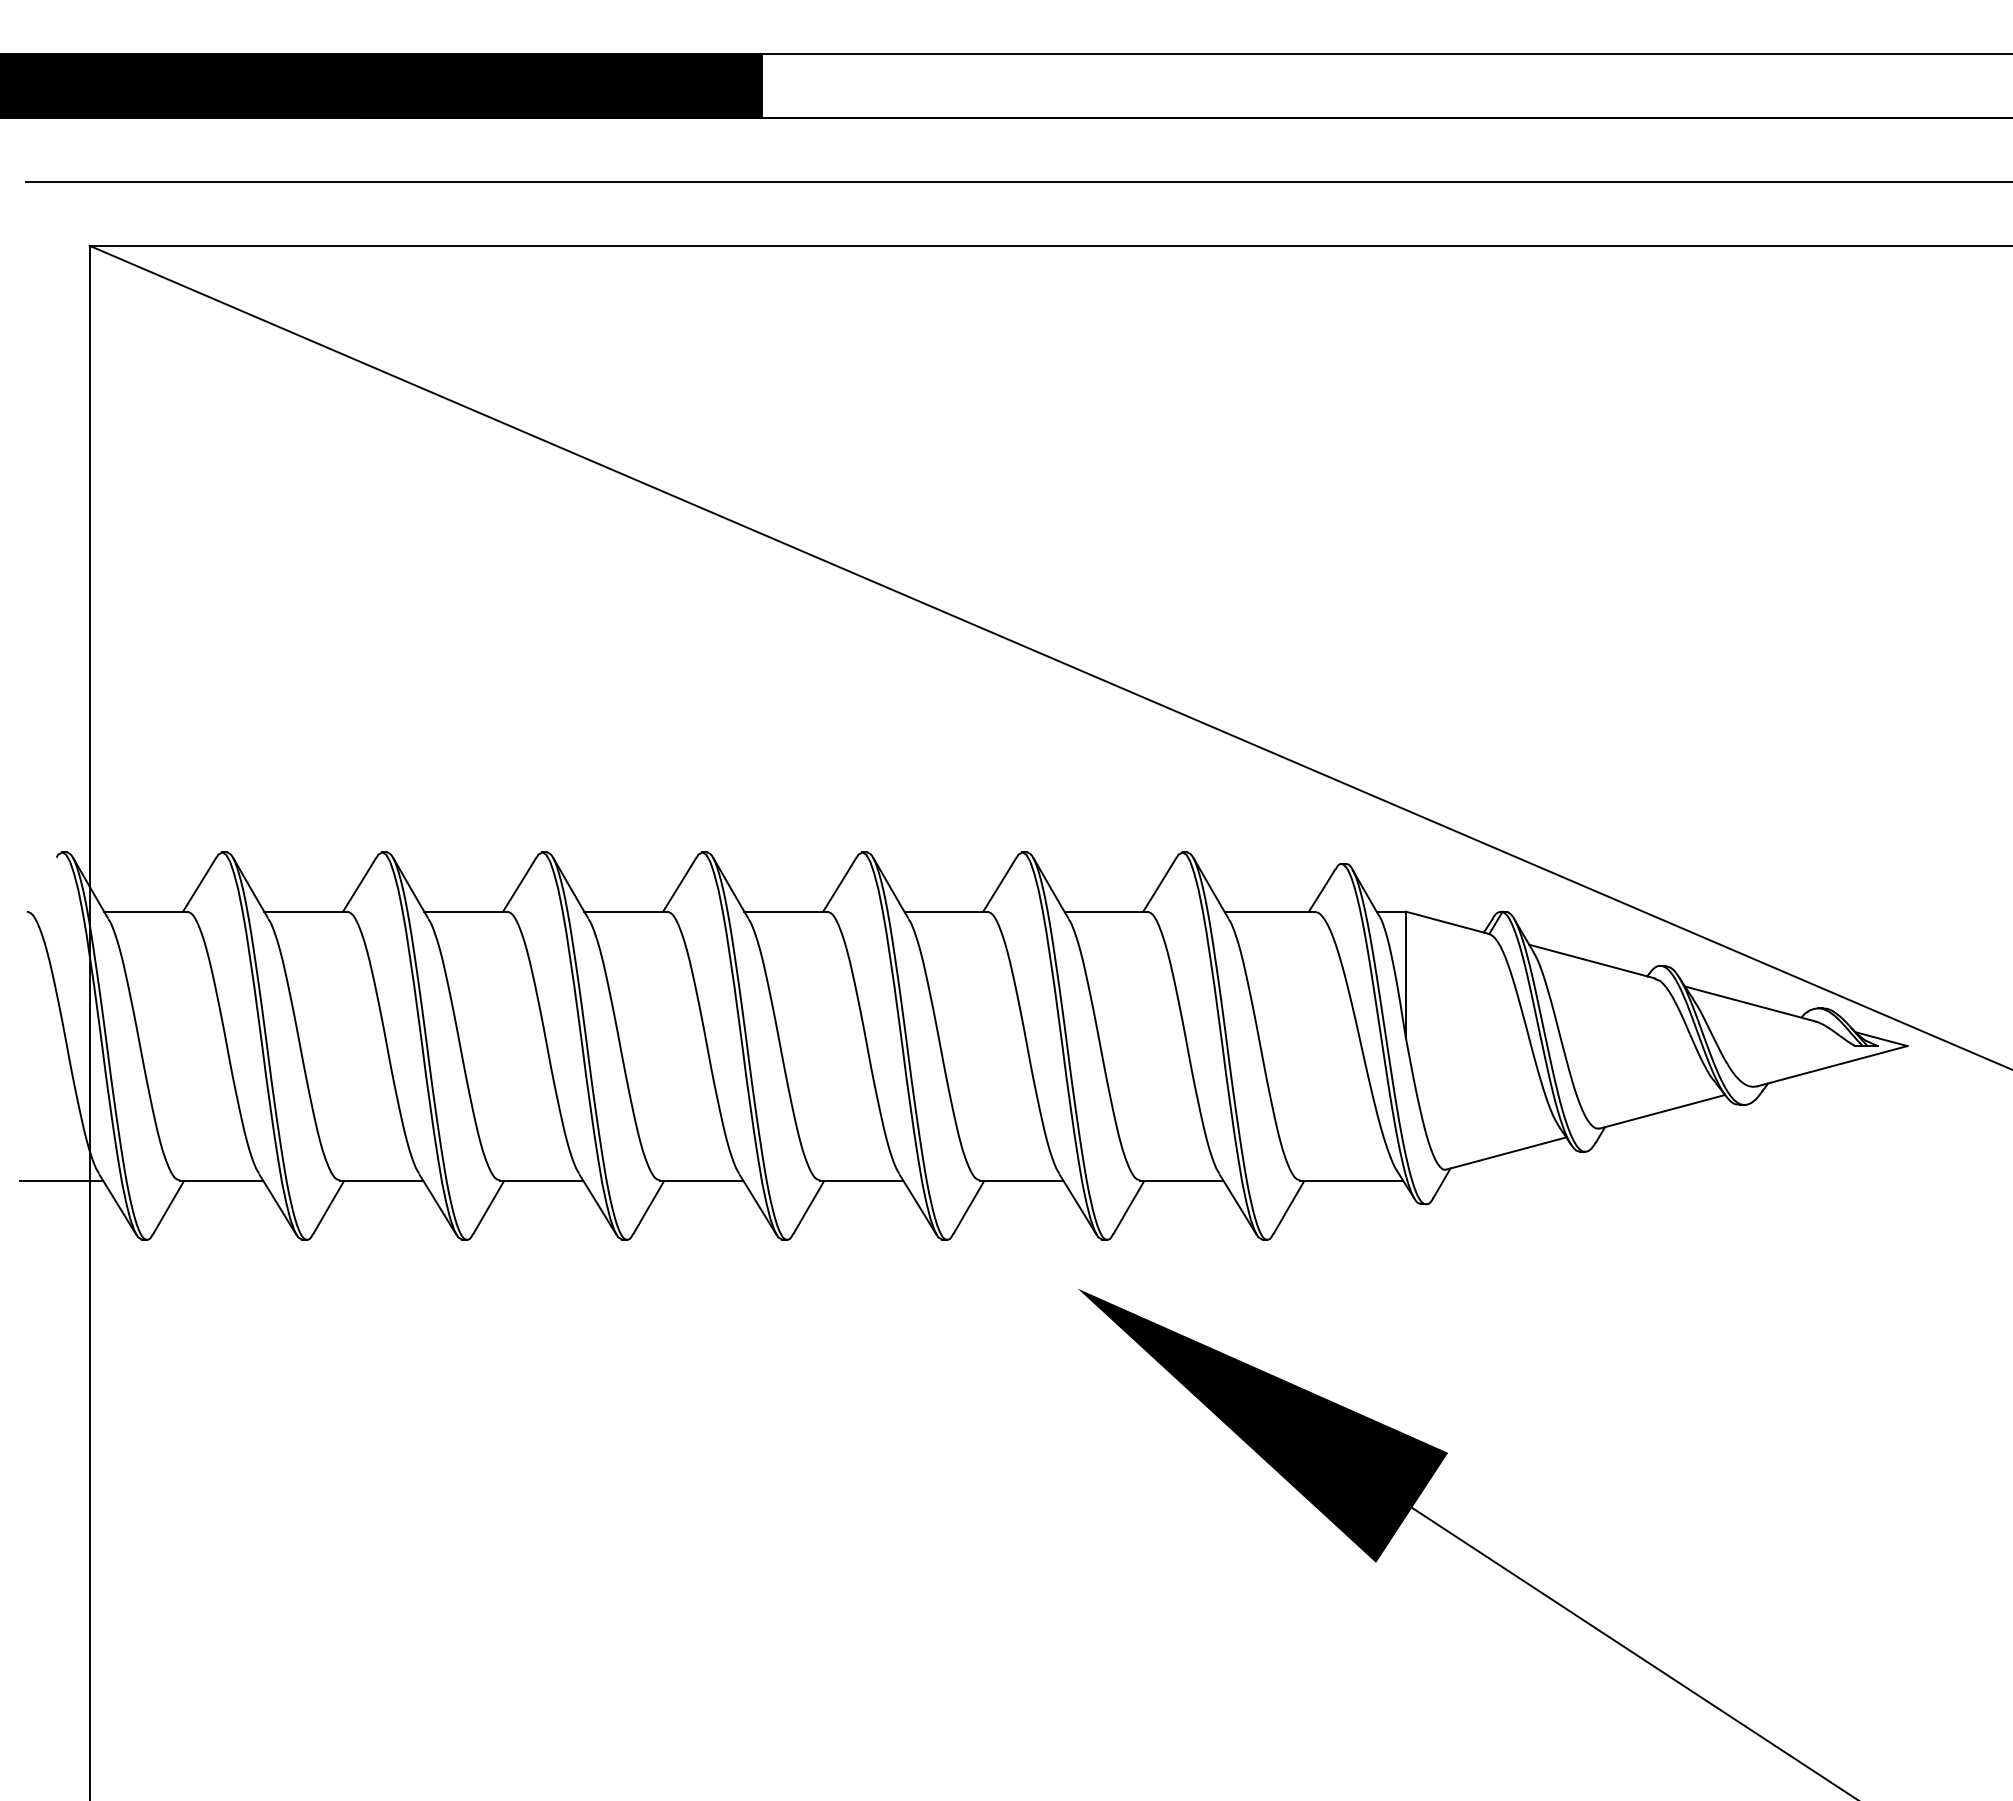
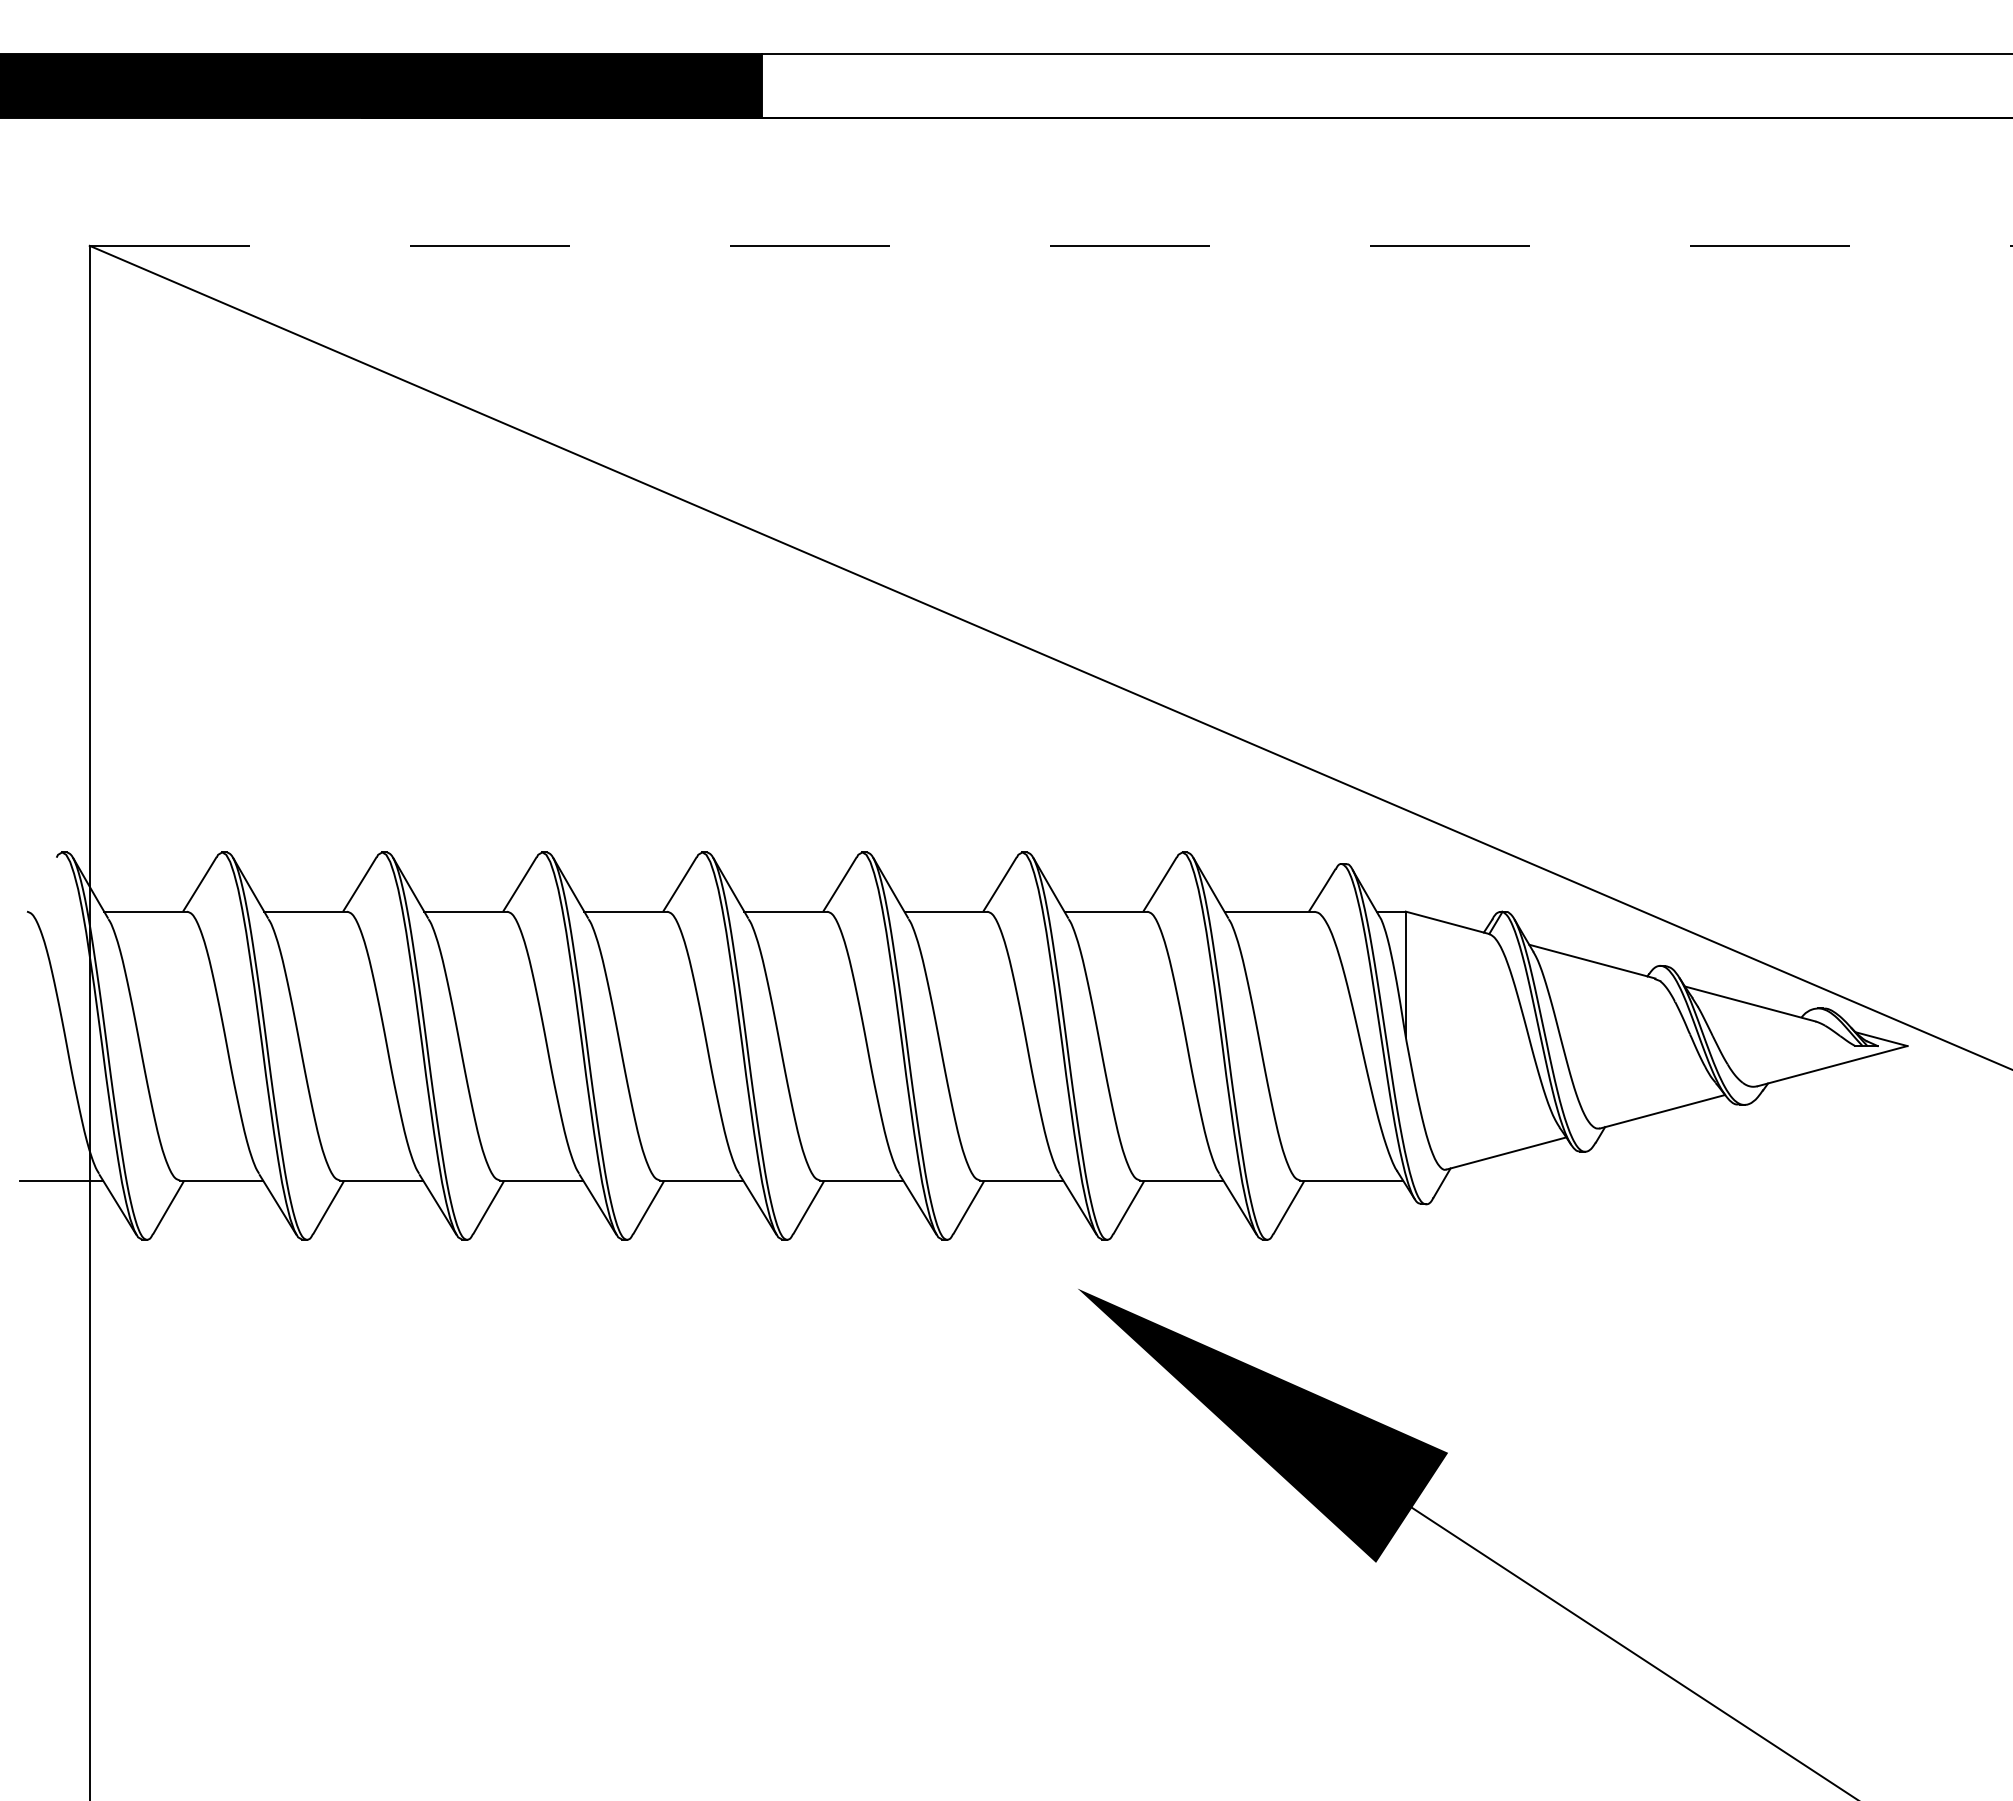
line: present -> none (1017, 181)
line: solid -> dashed (1051, 245)
